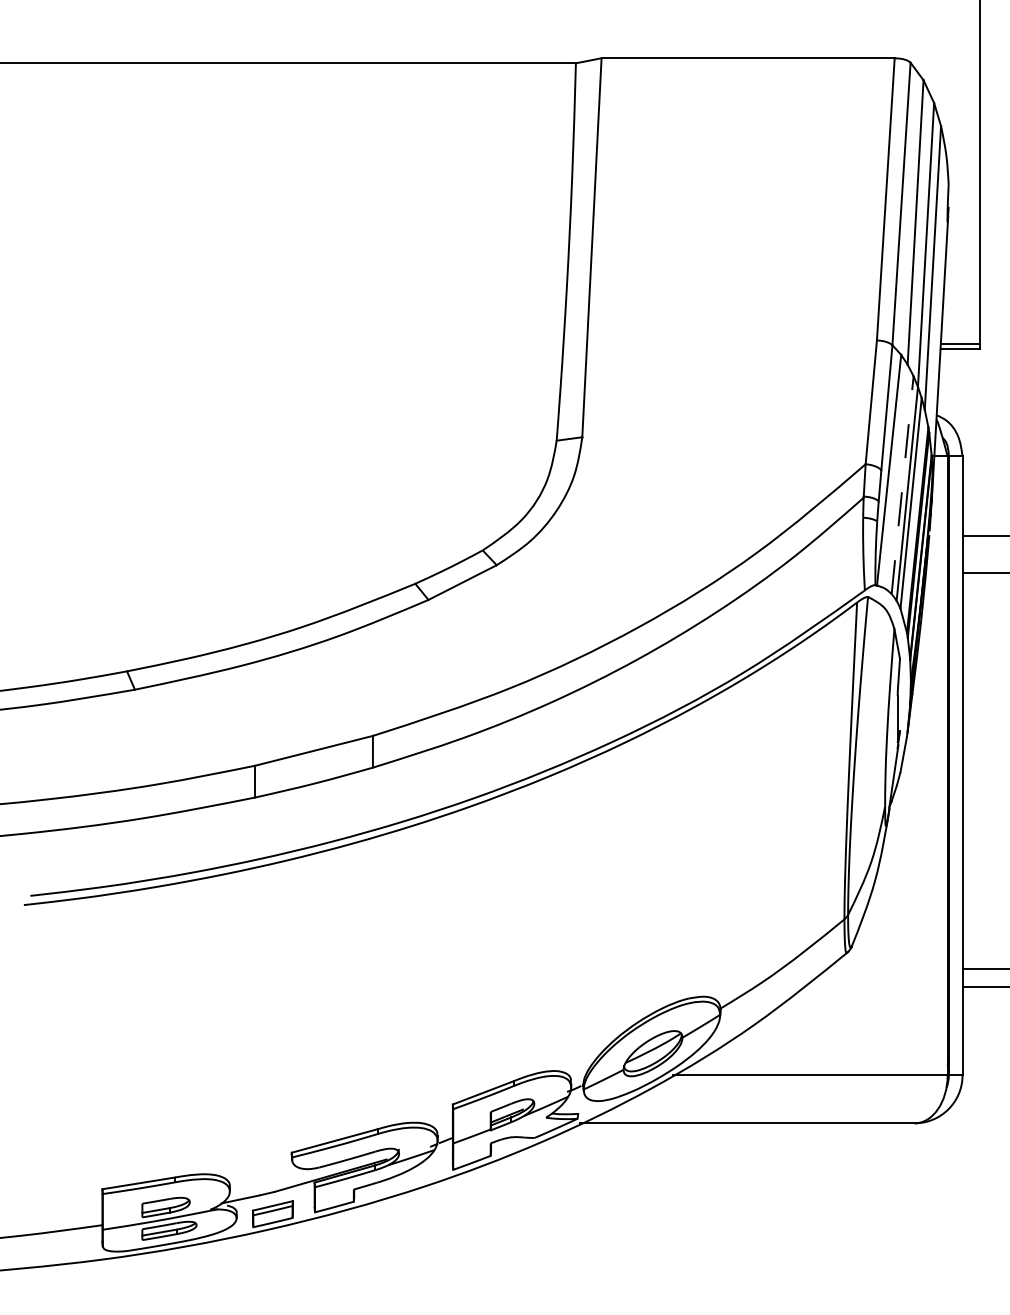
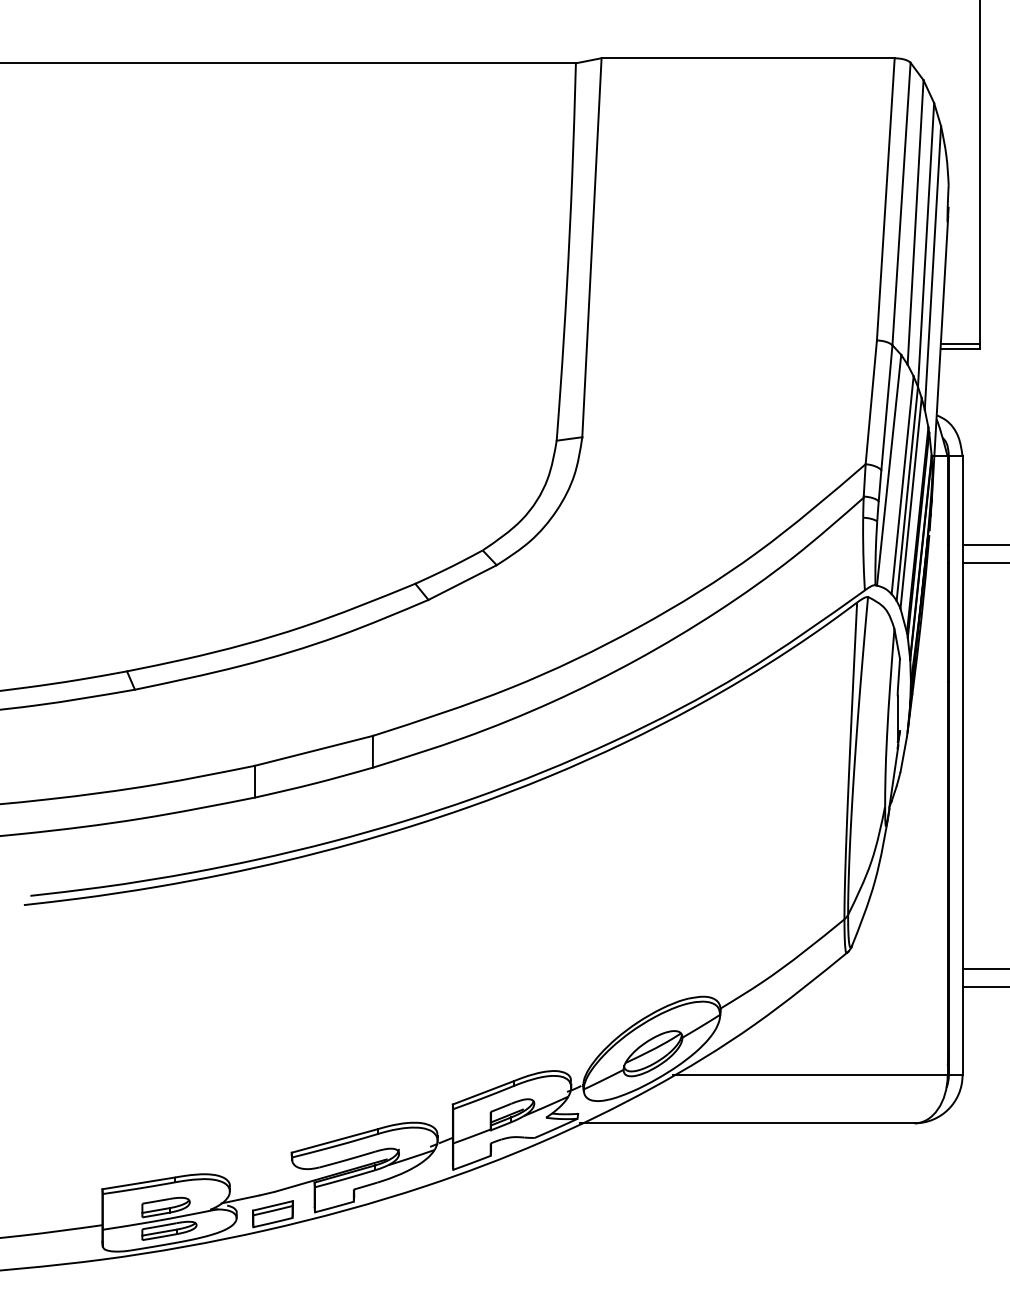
line: dashed -> solid (902, 485)
line position: (984, 536) -> (984, 545) (984, 545)
line position: (984, 572) -> (984, 562) (984, 562)
